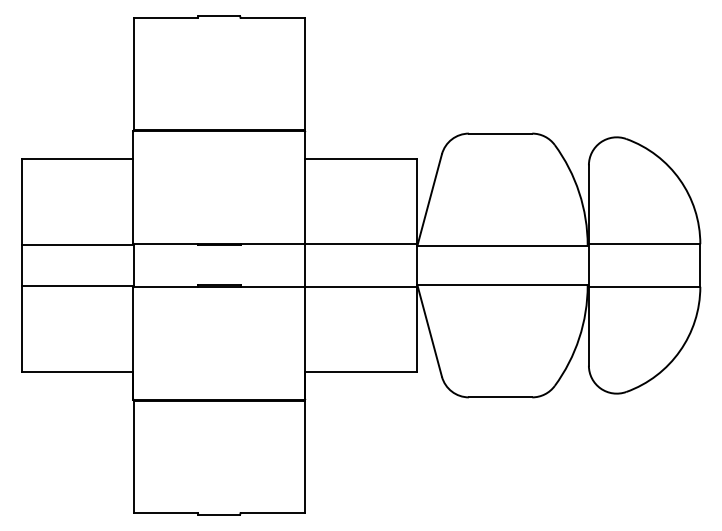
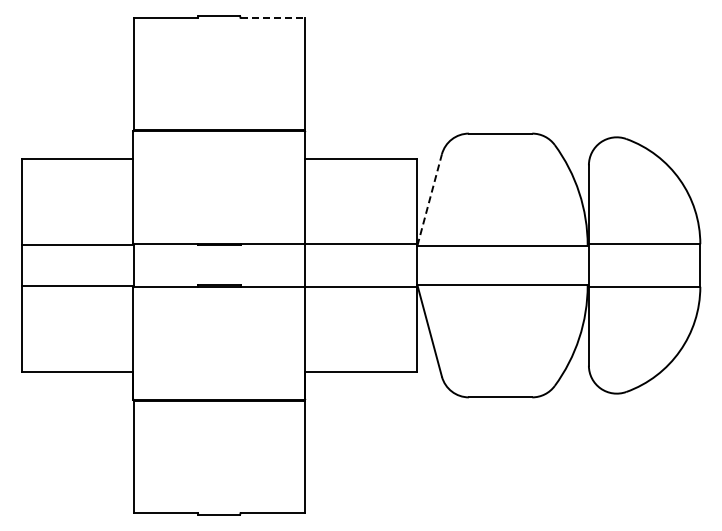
line: solid -> dashed (272, 17)
line: solid -> dashed (429, 199)
